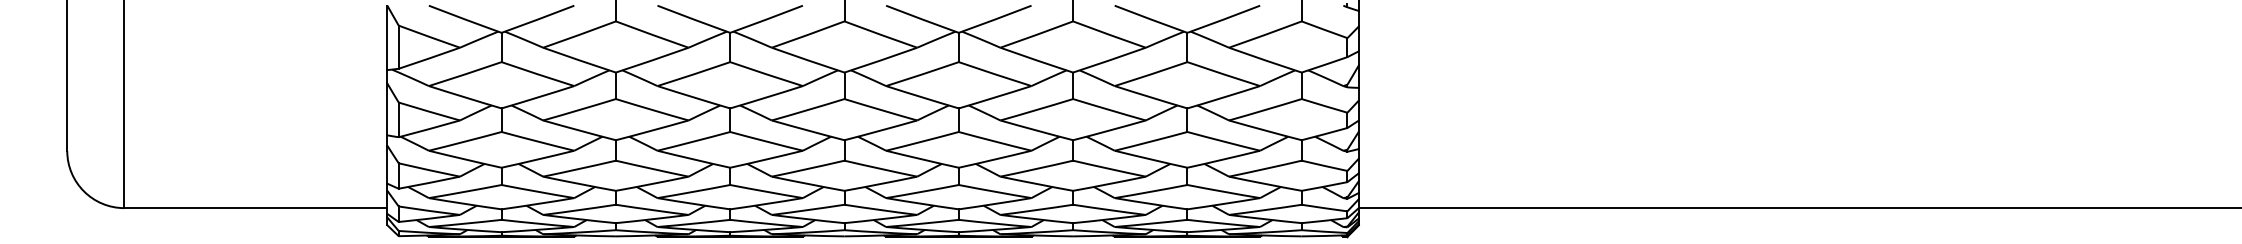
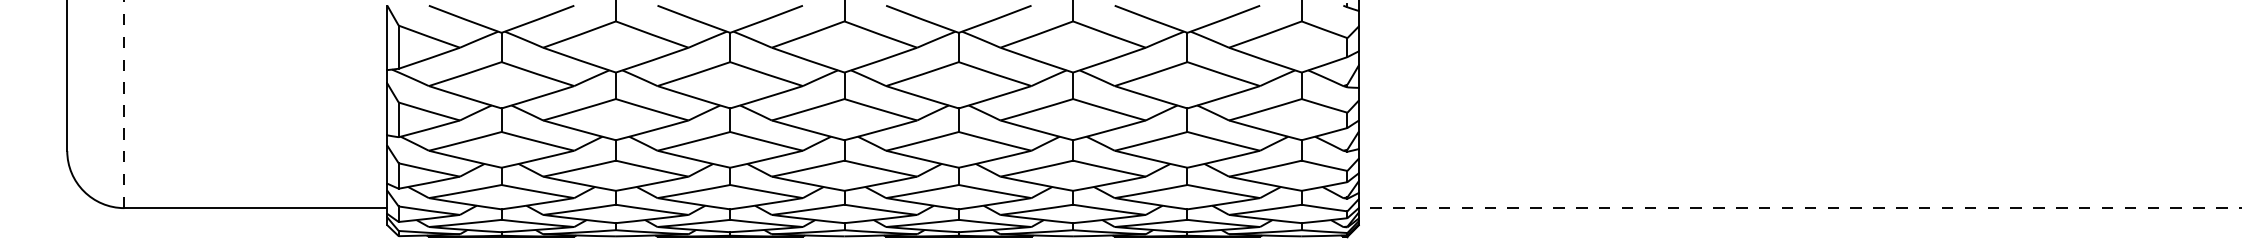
line: solid -> dashed (124, 104)
line: solid -> dashed (1799, 208)
